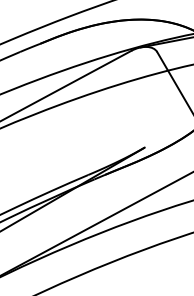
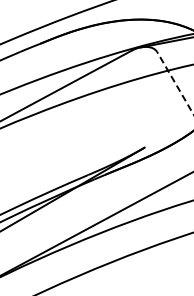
line: solid -> dashed (175, 83)
